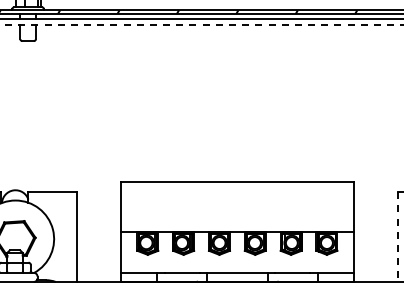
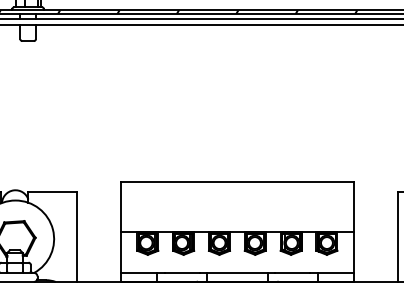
line: dashed -> solid (202, 25)
line: dashed -> solid (397, 237)
